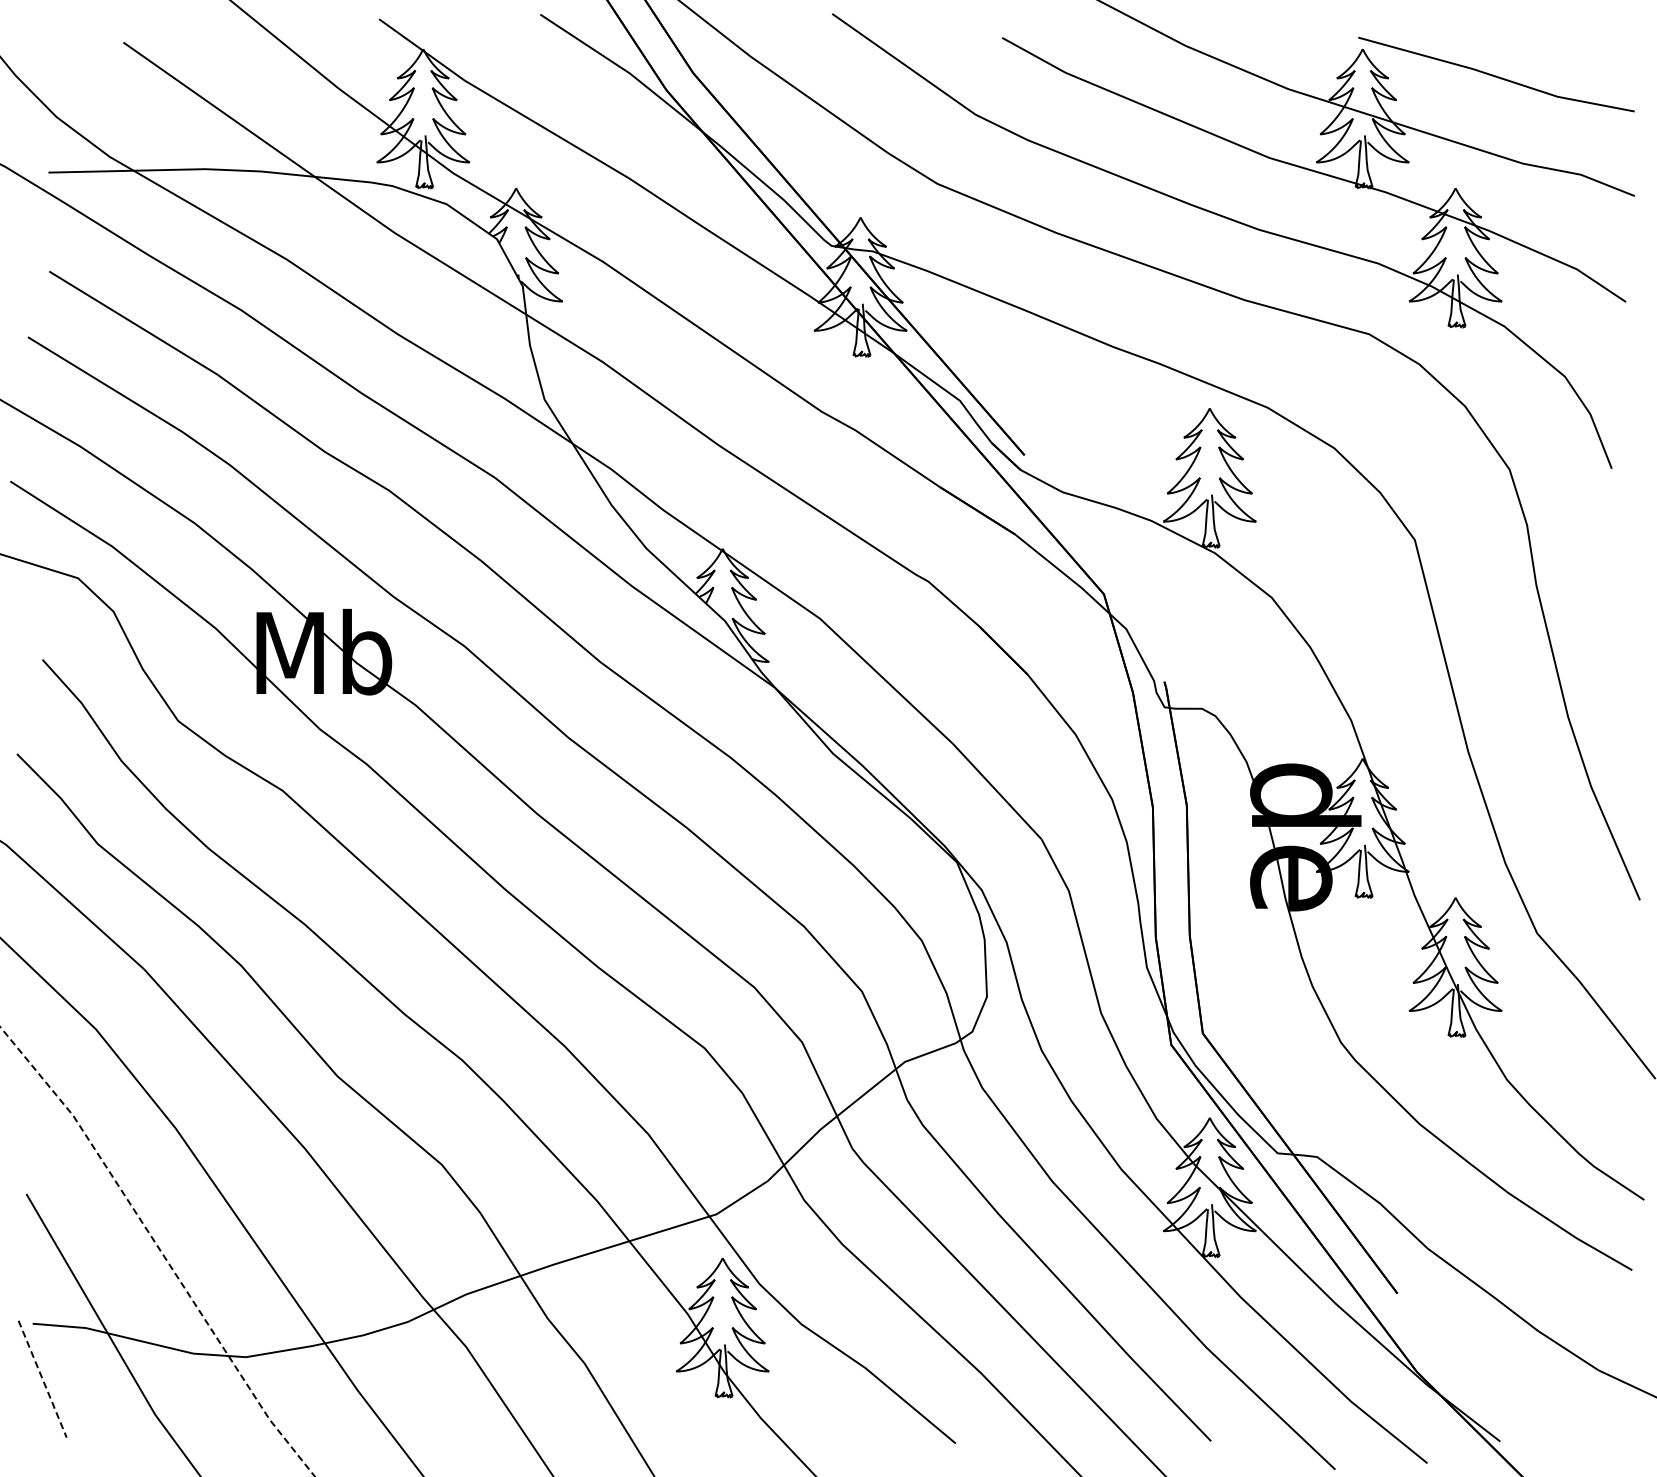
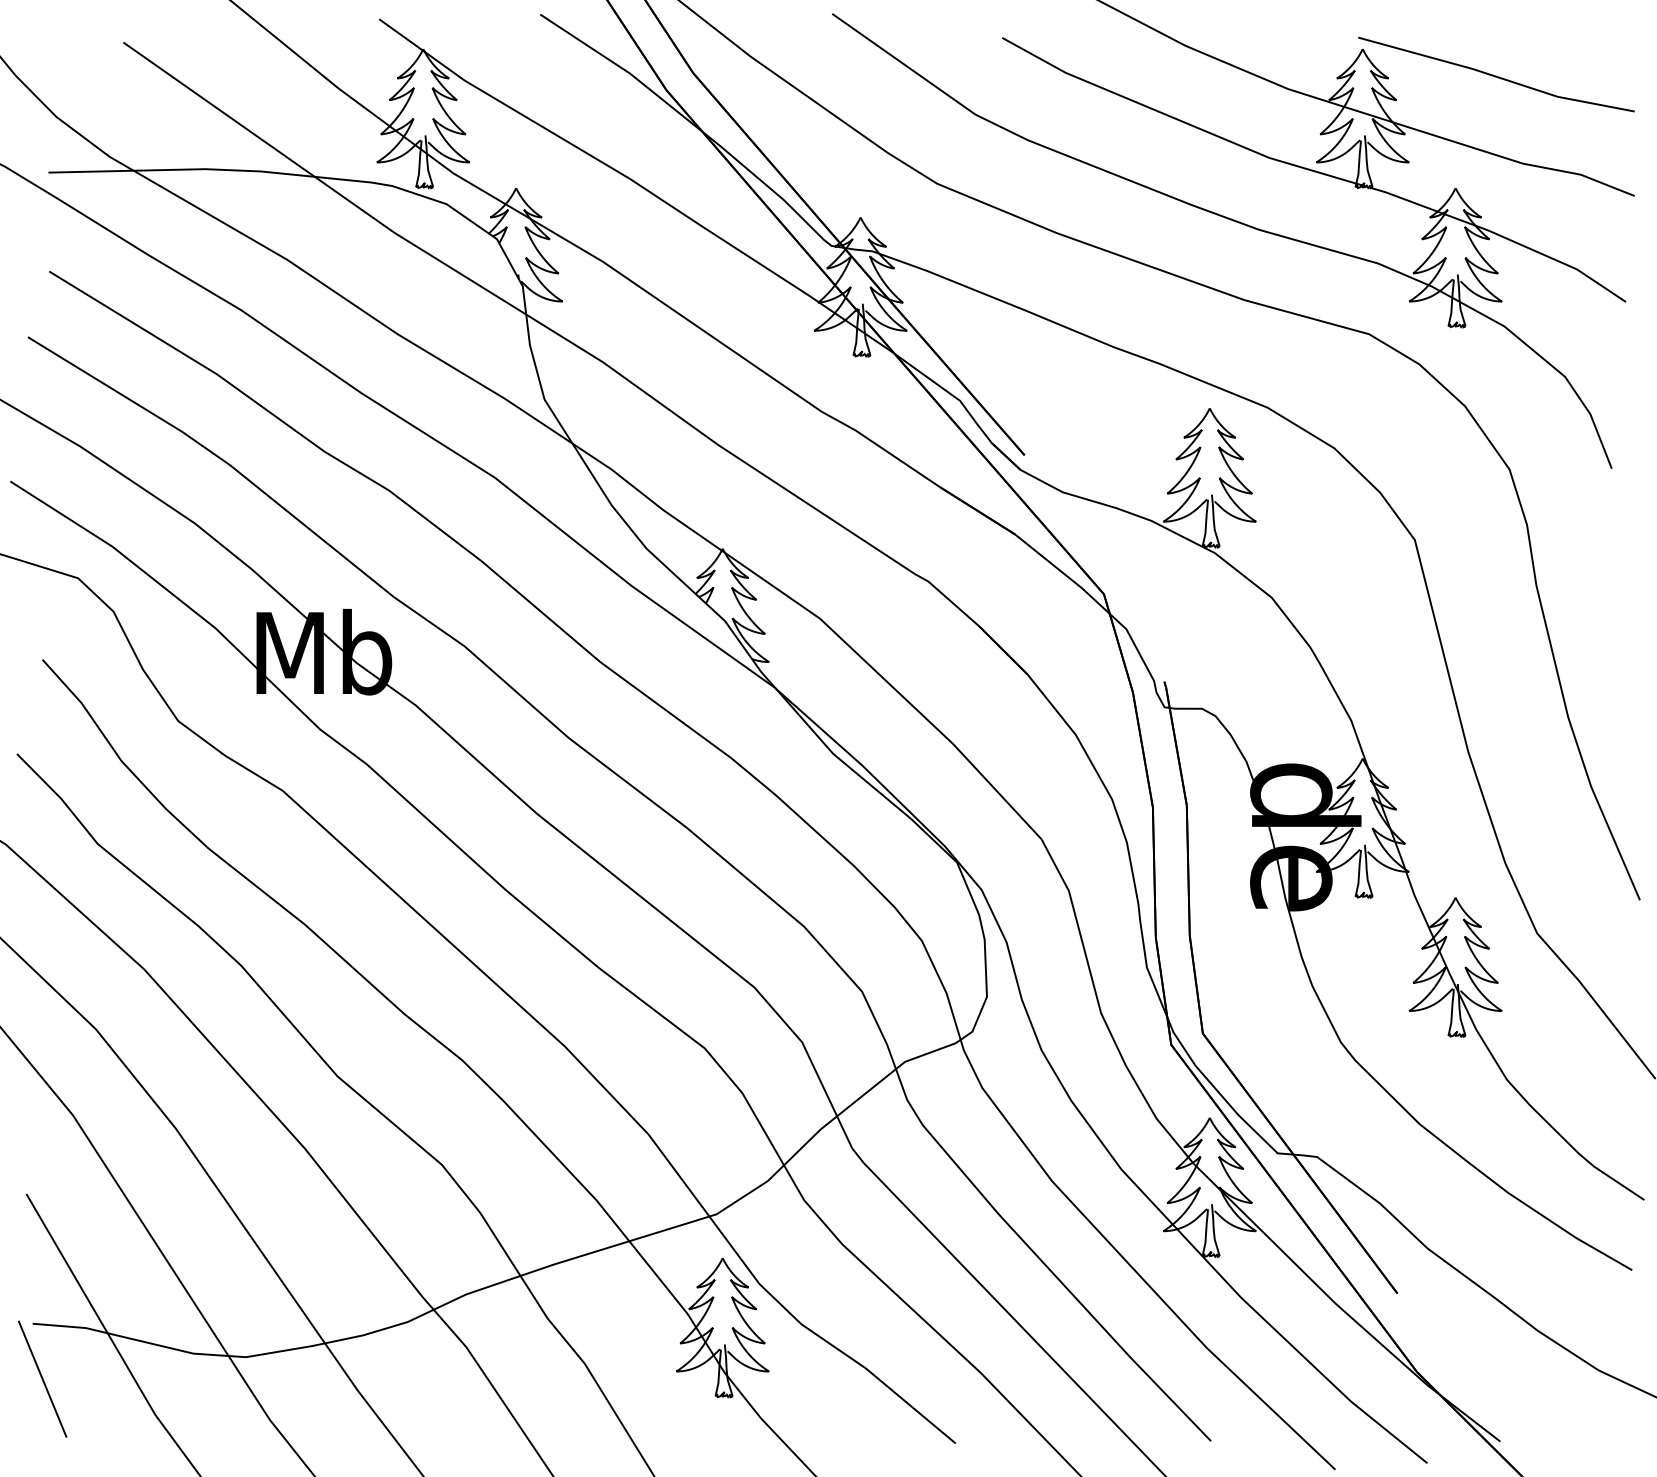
line: dashed -> solid (160, 1250)
line: dashed -> solid (42, 1379)
